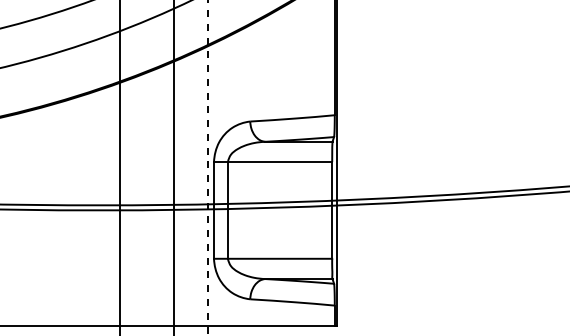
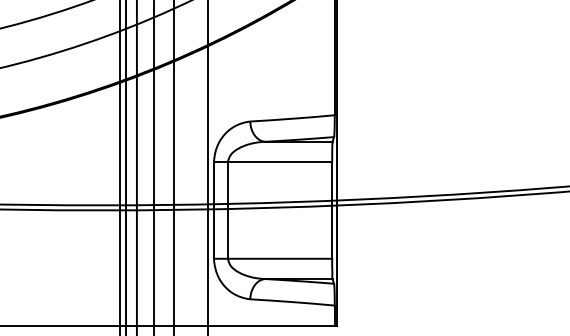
line: none -> present (125, 167)
line: none -> present (136, 167)
line: none -> present (153, 167)
line: dashed -> solid (207, 167)
